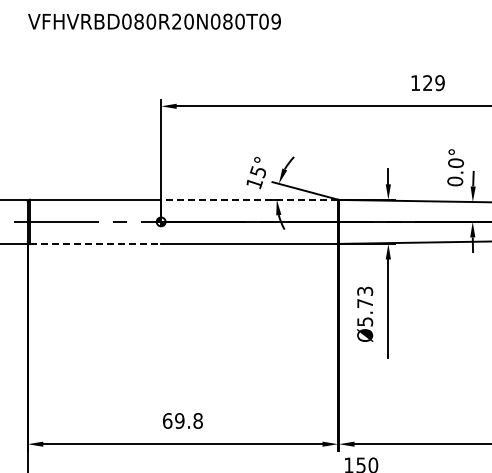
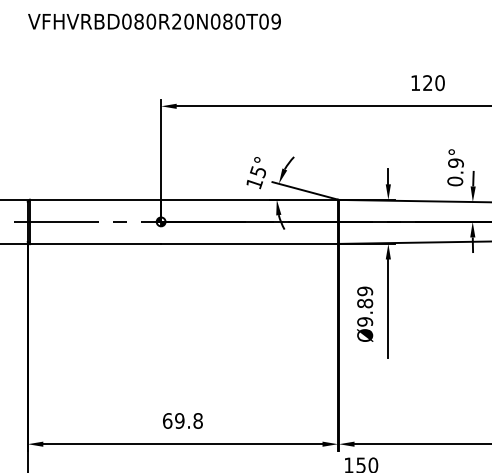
text: 129 -> 120 (439, 83)
text: 0.0° -> 0.9° (455, 162)
line: dashed -> solid (249, 199)
line: dashed -> solid (95, 244)
text: Ø5.73 -> Ø9.89 (365, 306)
